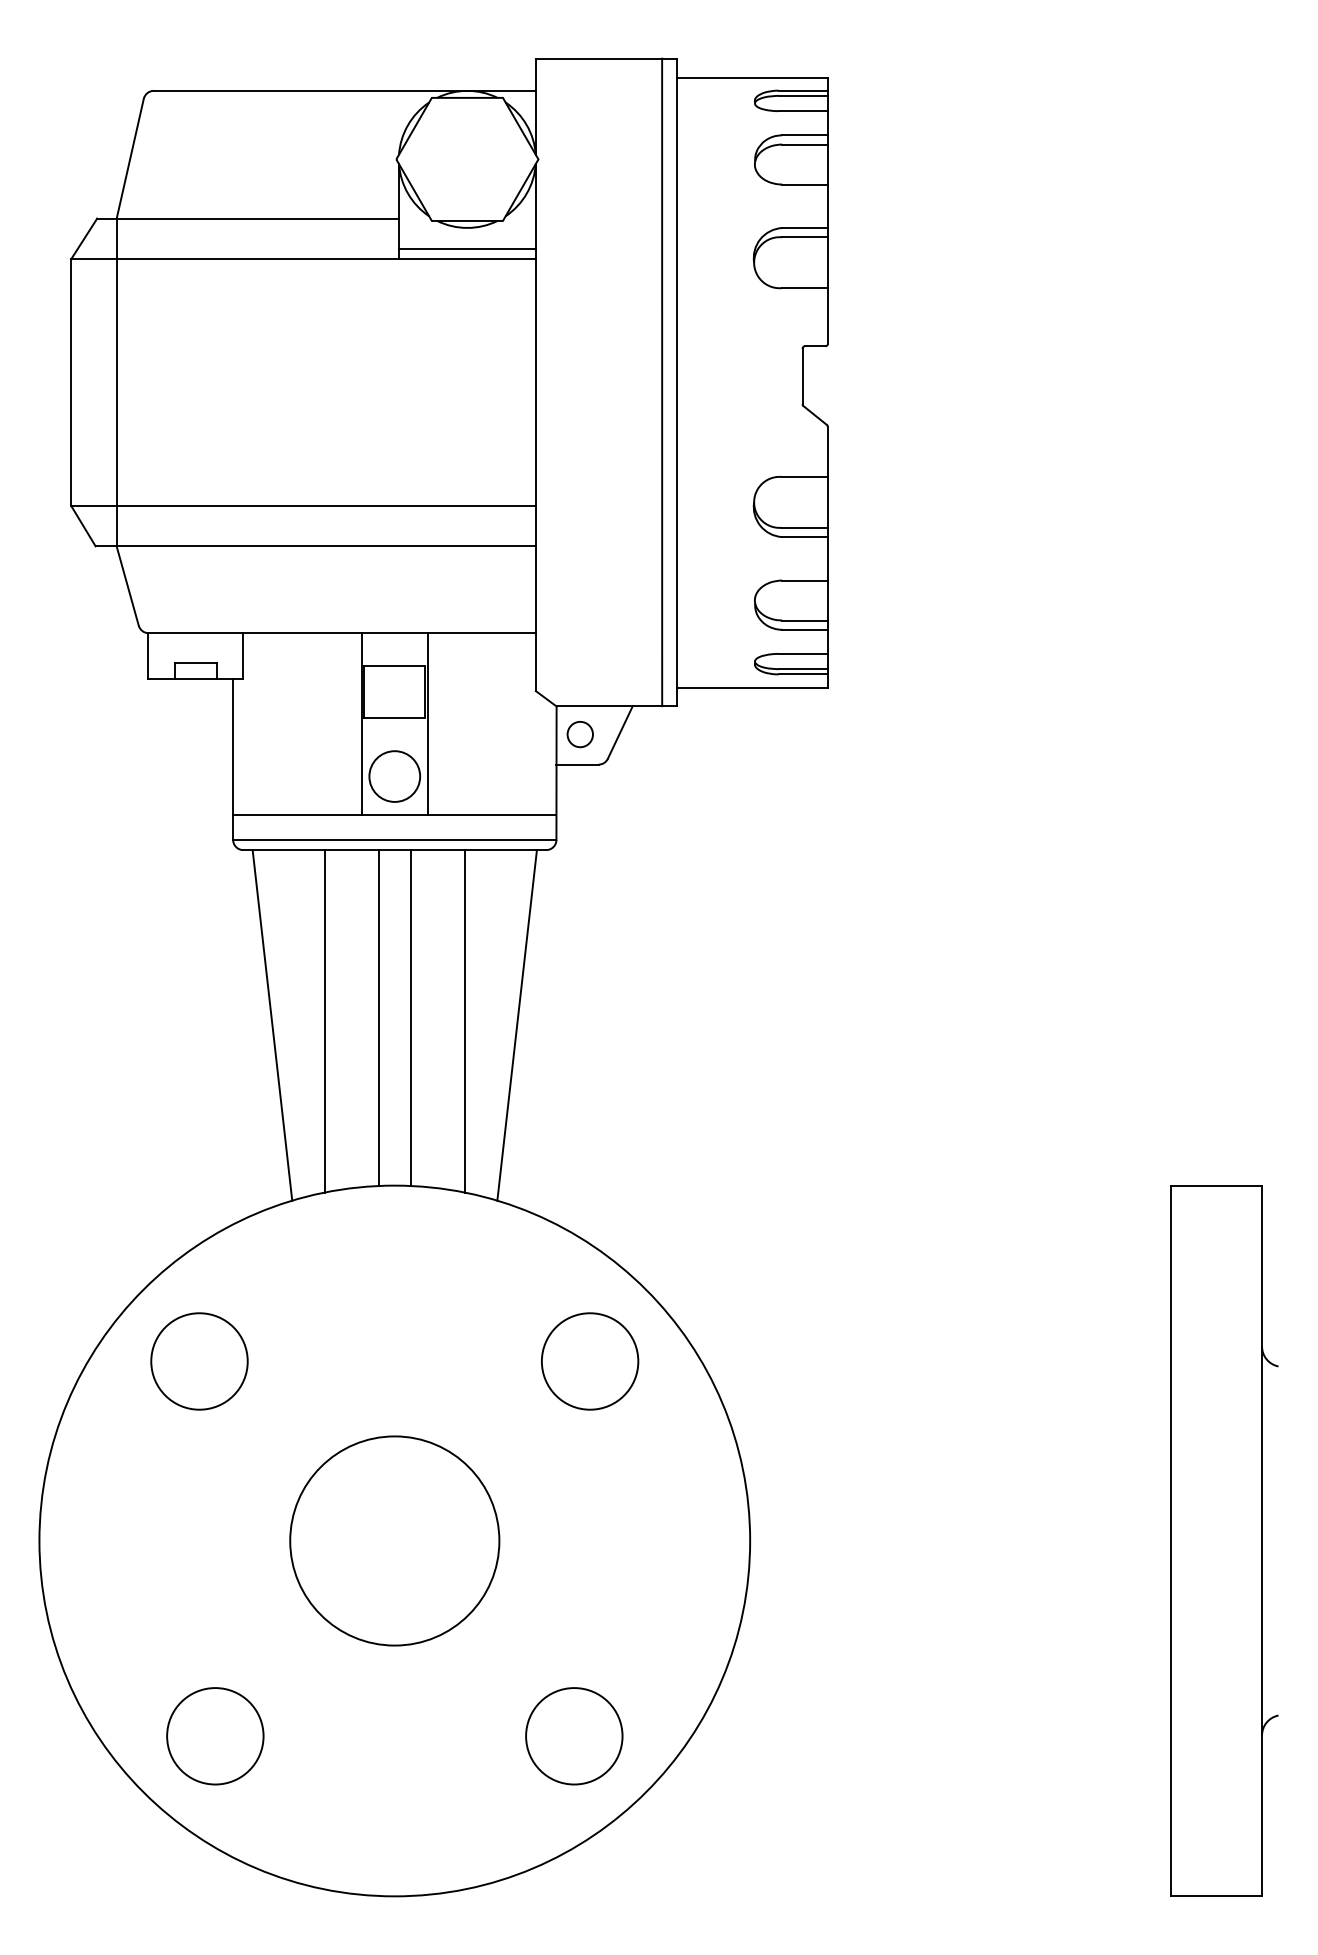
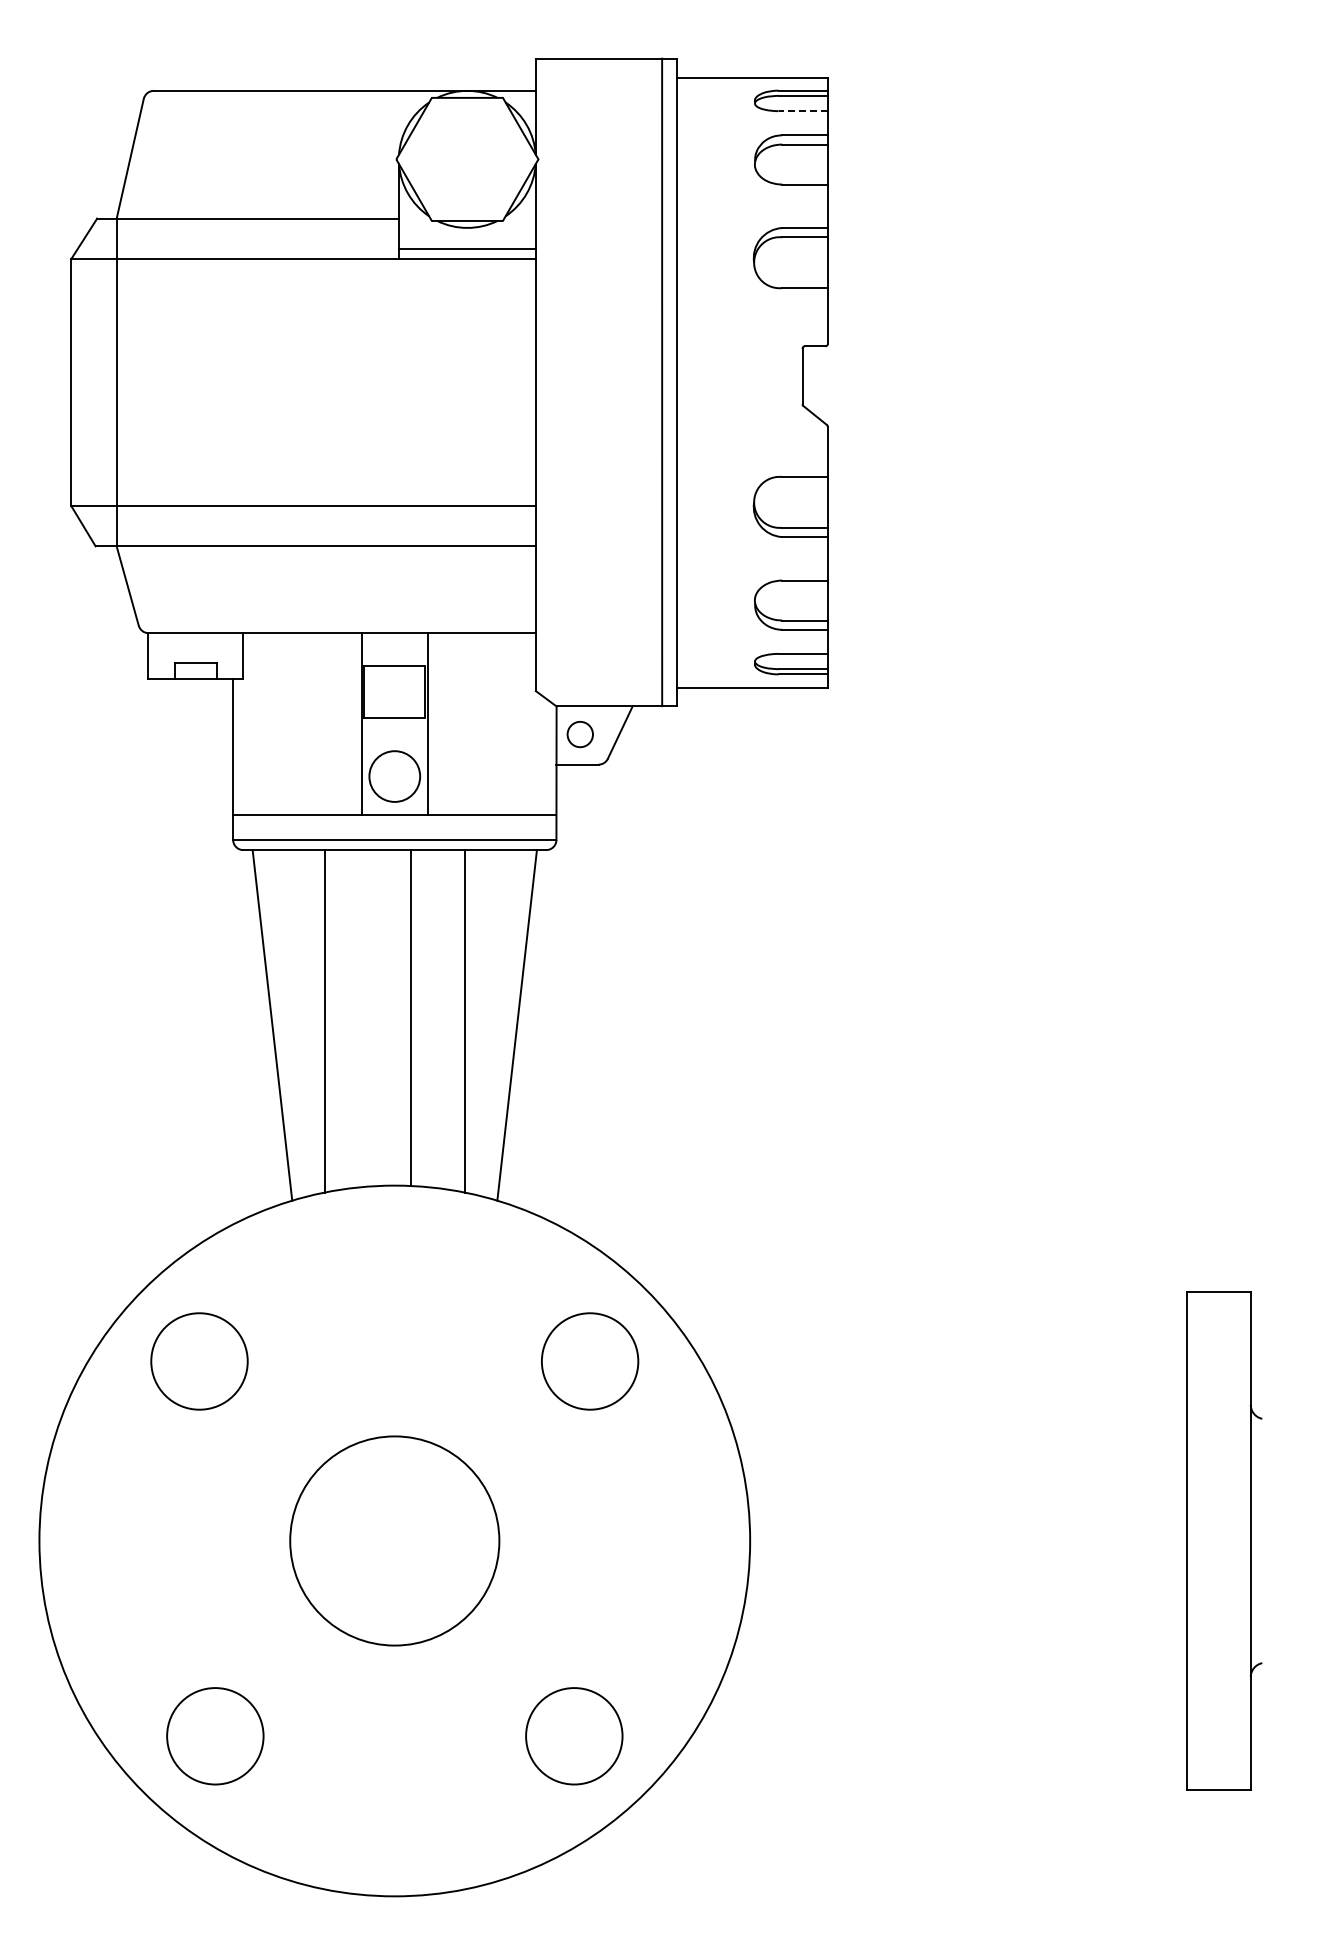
line: solid -> dashed (803, 111)
line: present -> none (378, 1017)
part size: 109x712 px -> 77x500 px (1224, 1540)
